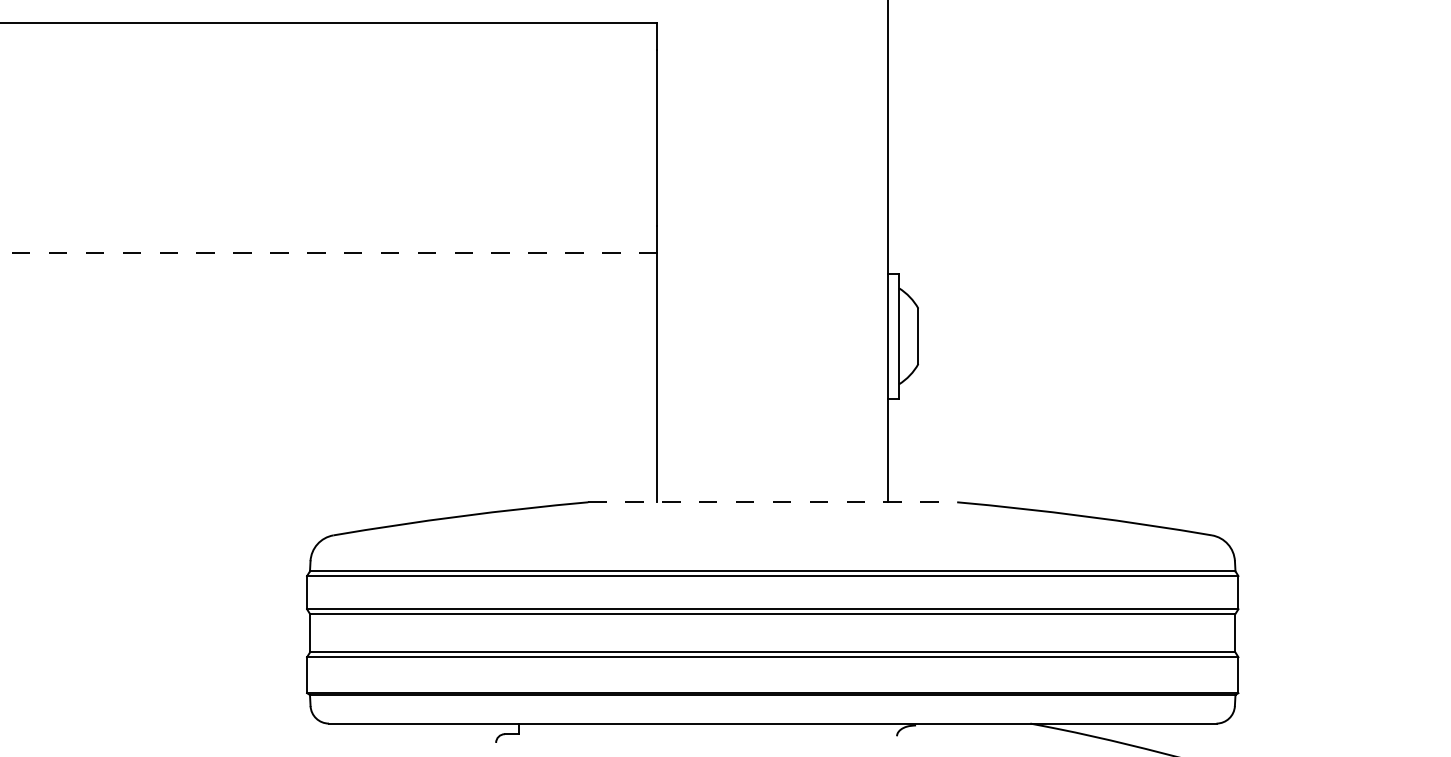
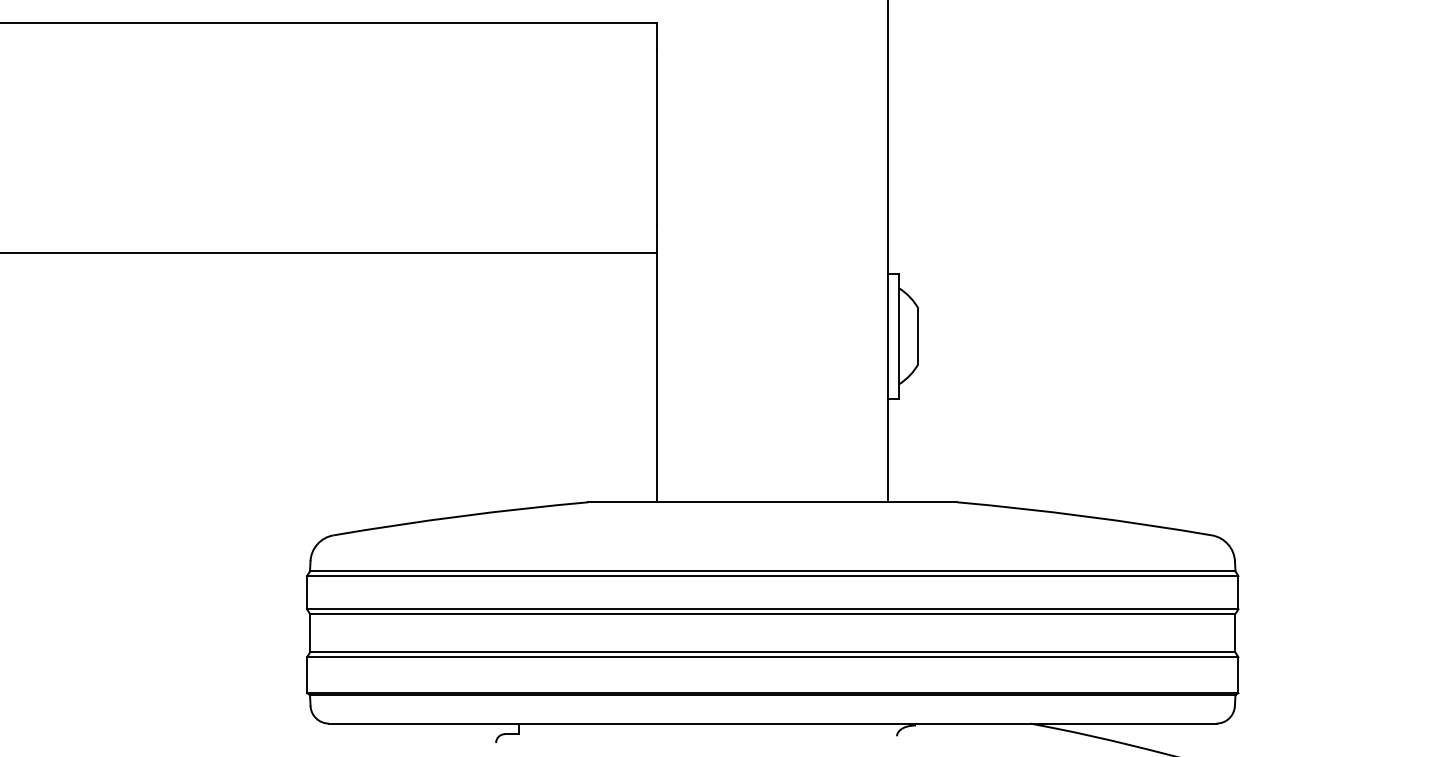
line: dashed -> solid (328, 253)
line: dashed -> solid (773, 502)
